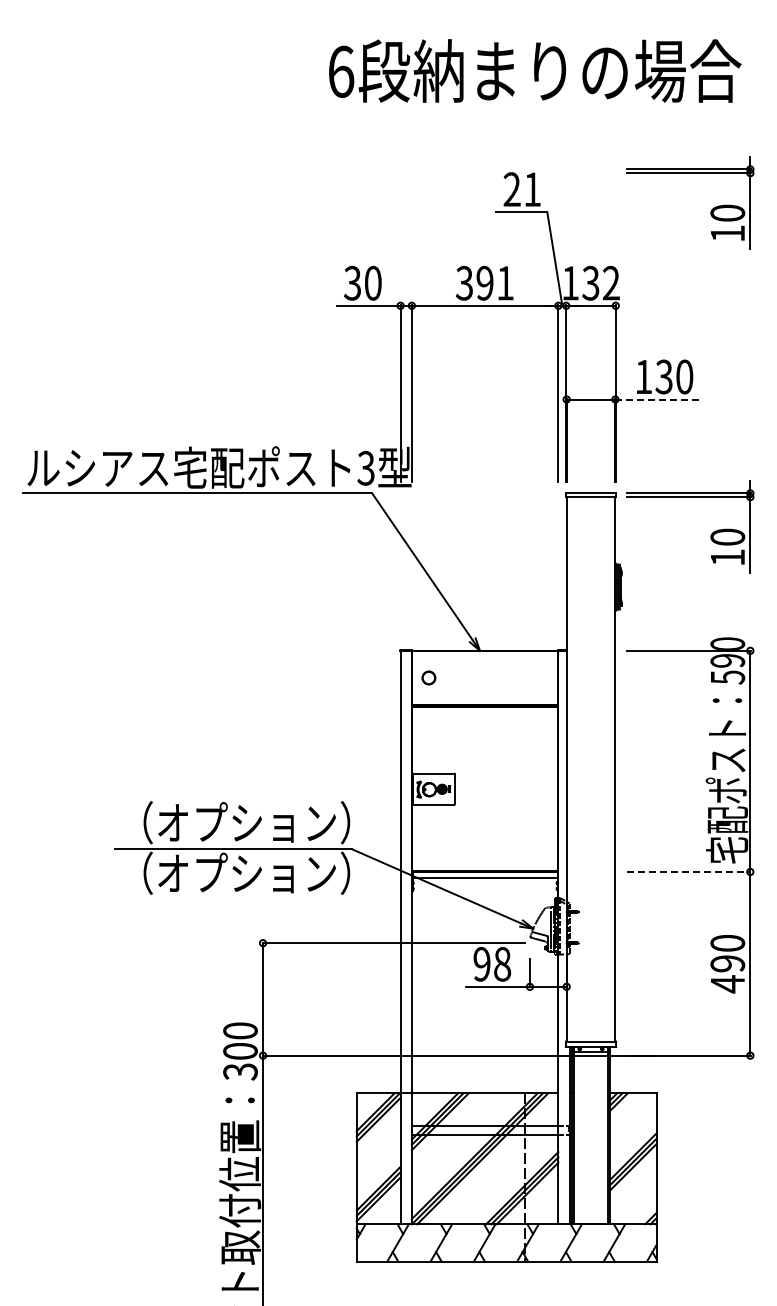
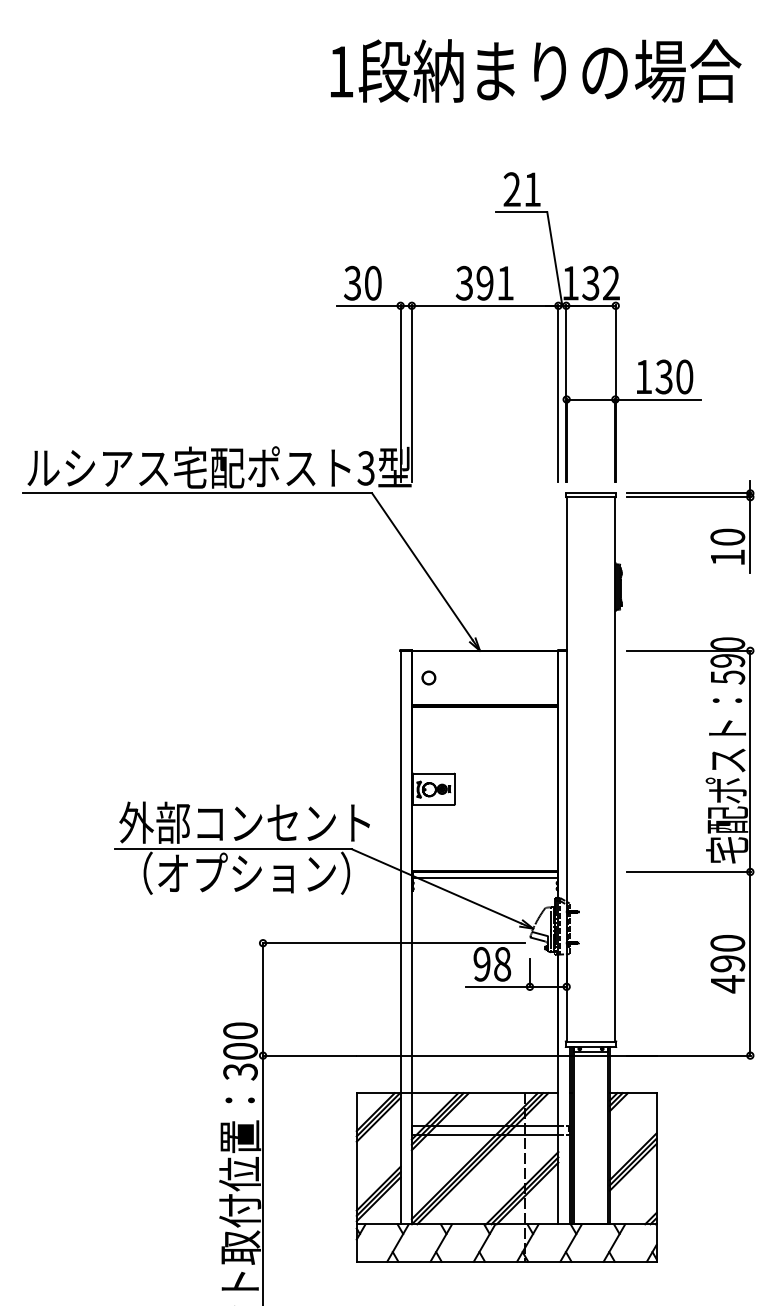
text: 6 -> 1 (341, 71)
part: present -> none (710, 211)
line: dashed -> solid (657, 399)
text: （オプション） -> 外部コンセント (244, 822)
line: dashed -> solid (688, 871)
